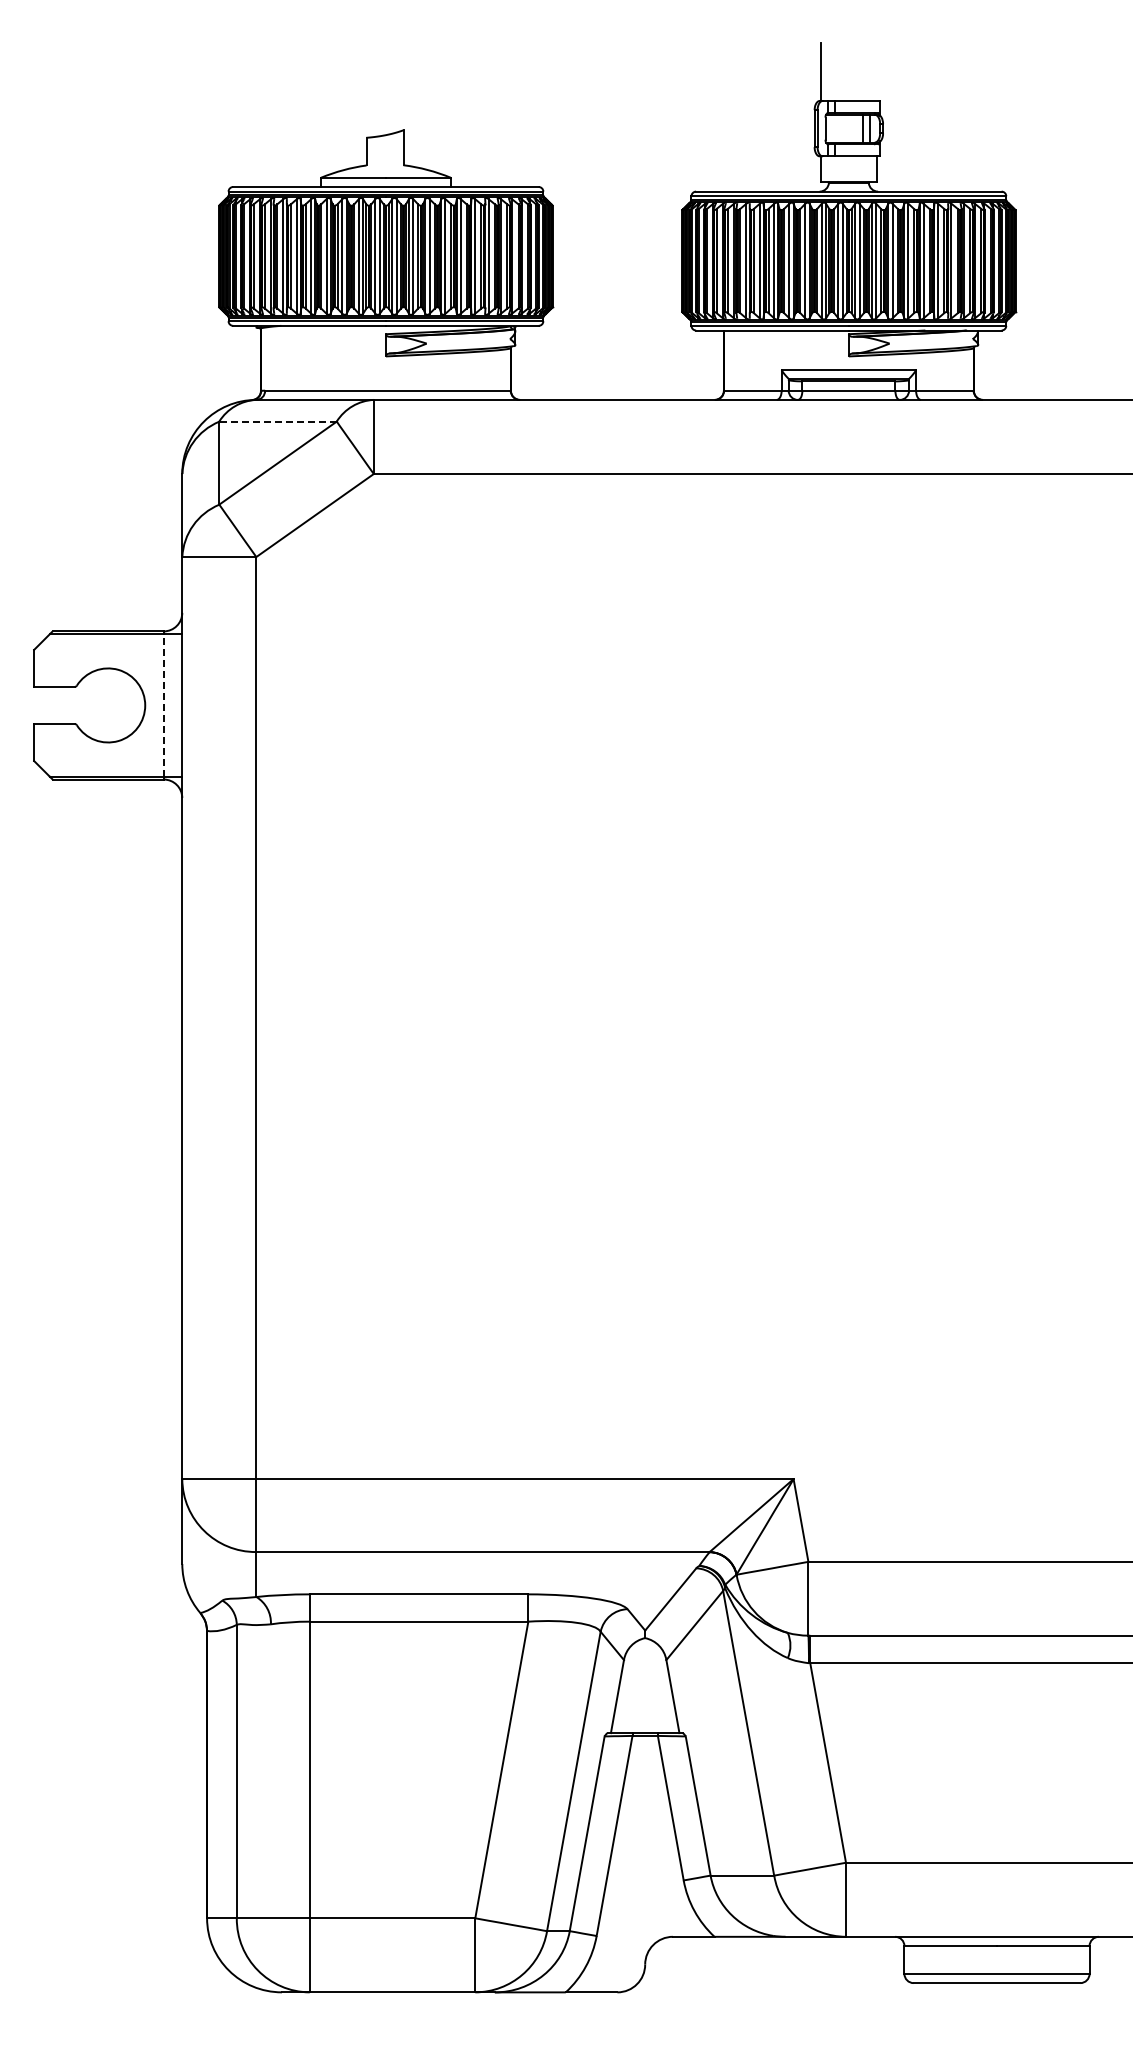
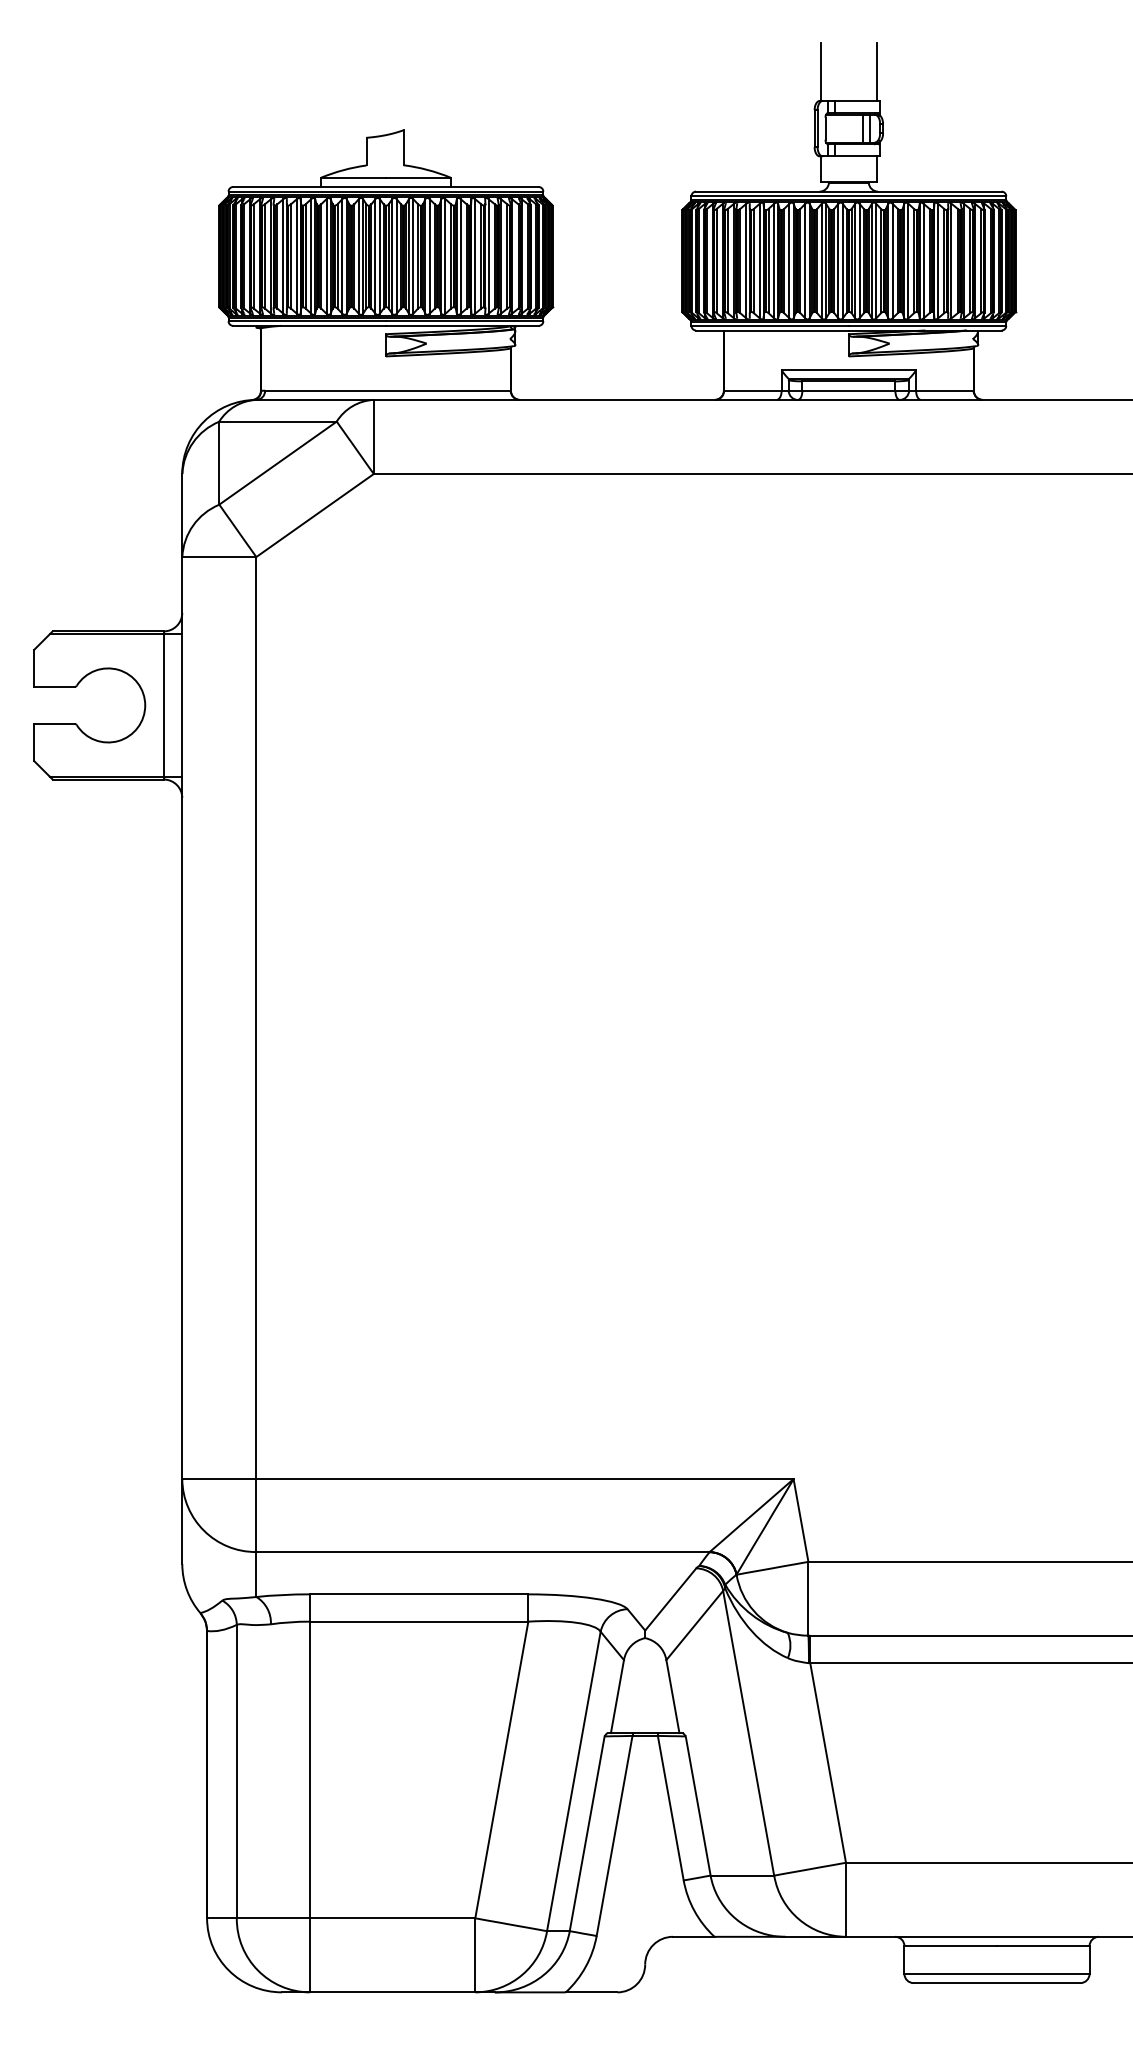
line: none -> present (876, 71)
line: dashed -> solid (278, 421)
line: dashed -> solid (163, 704)
